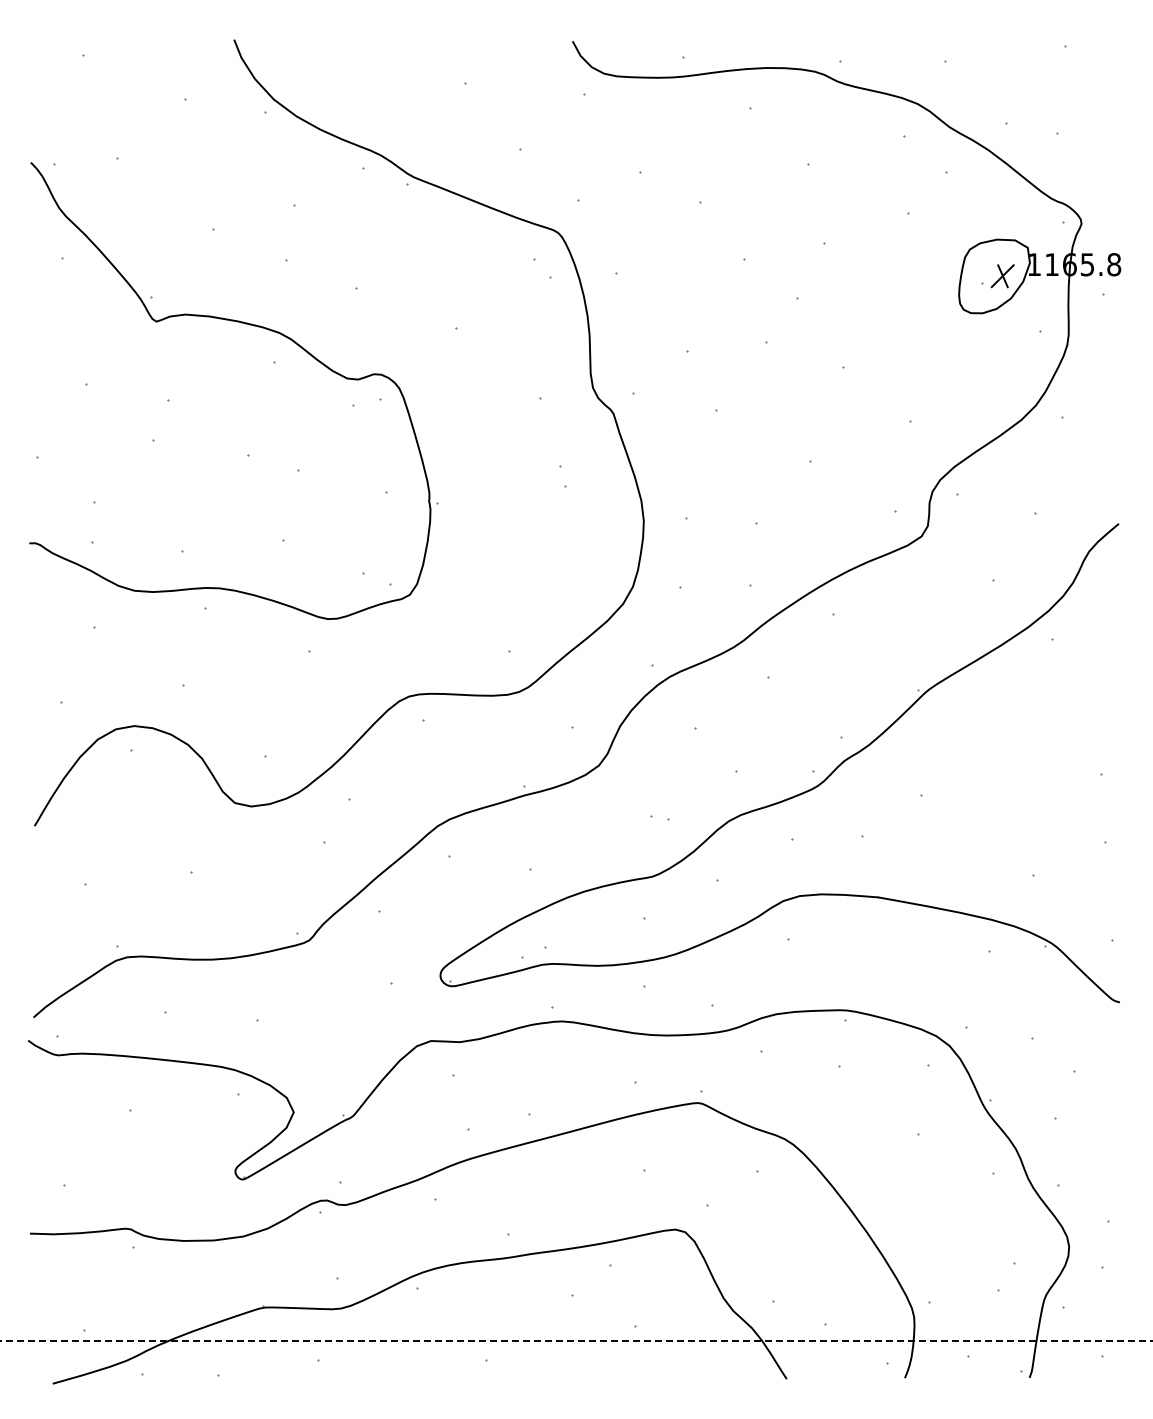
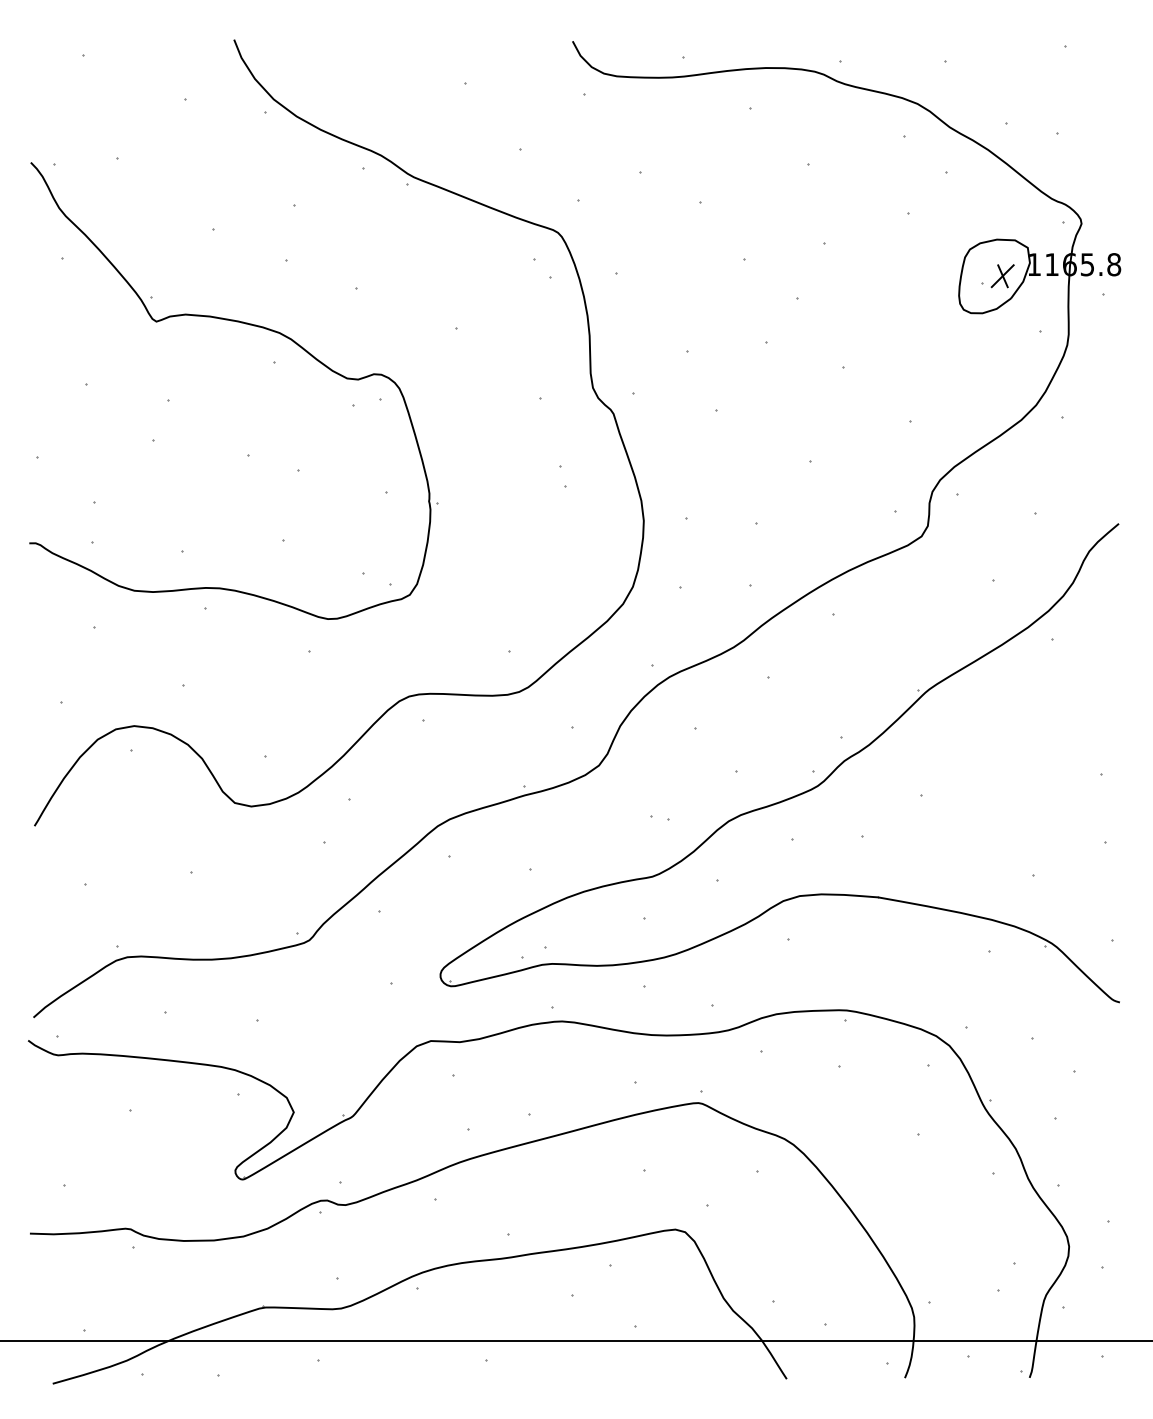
line: dashed -> solid (577, 1340)
